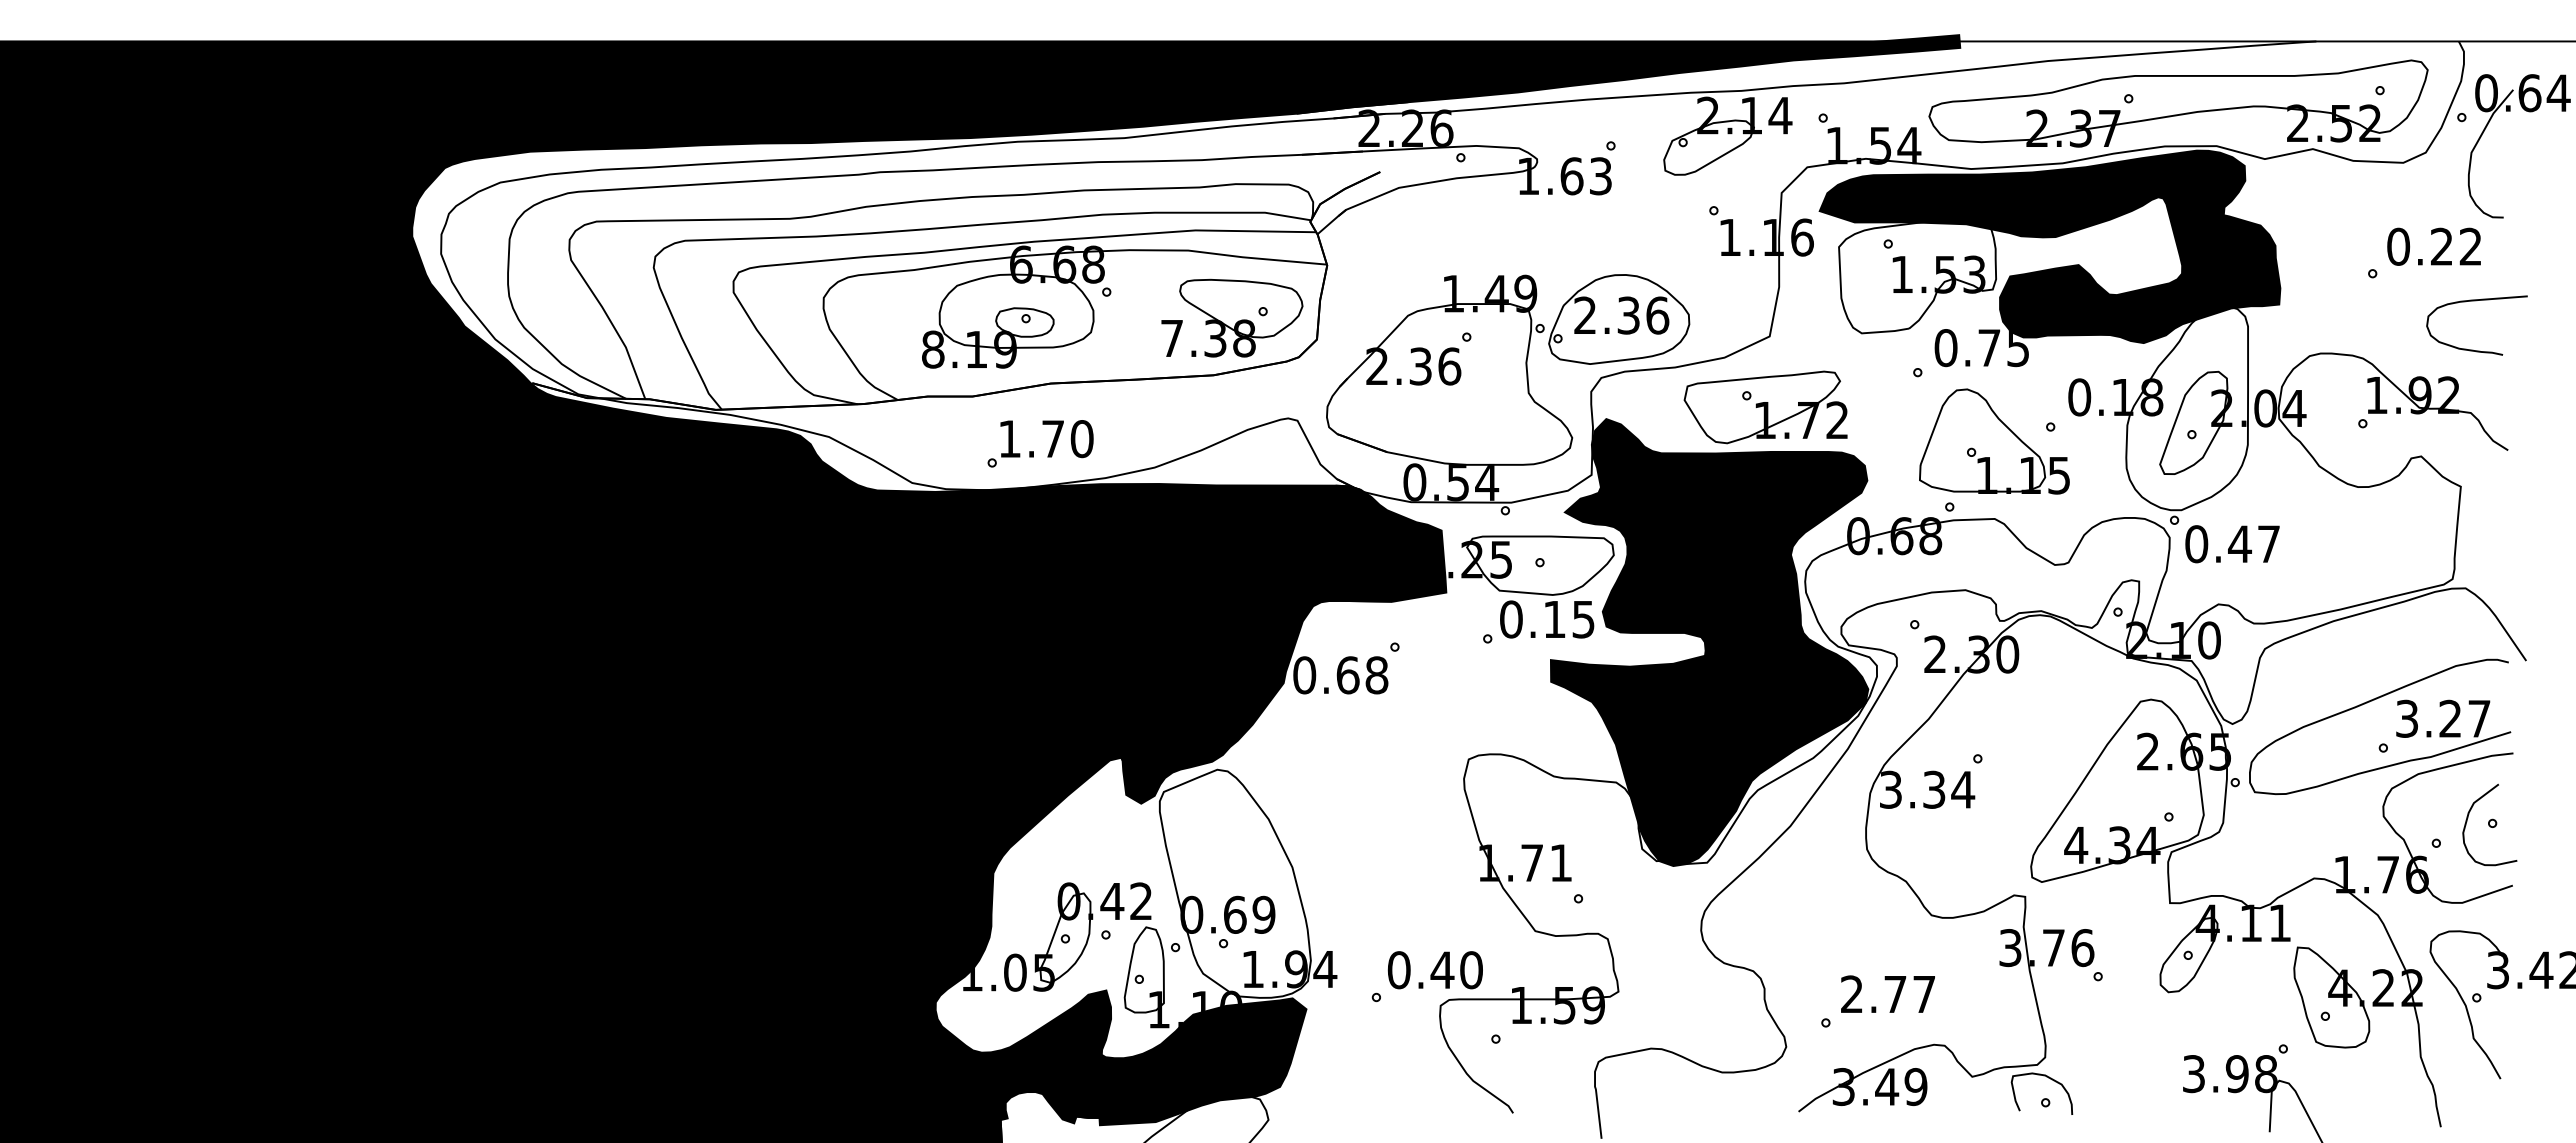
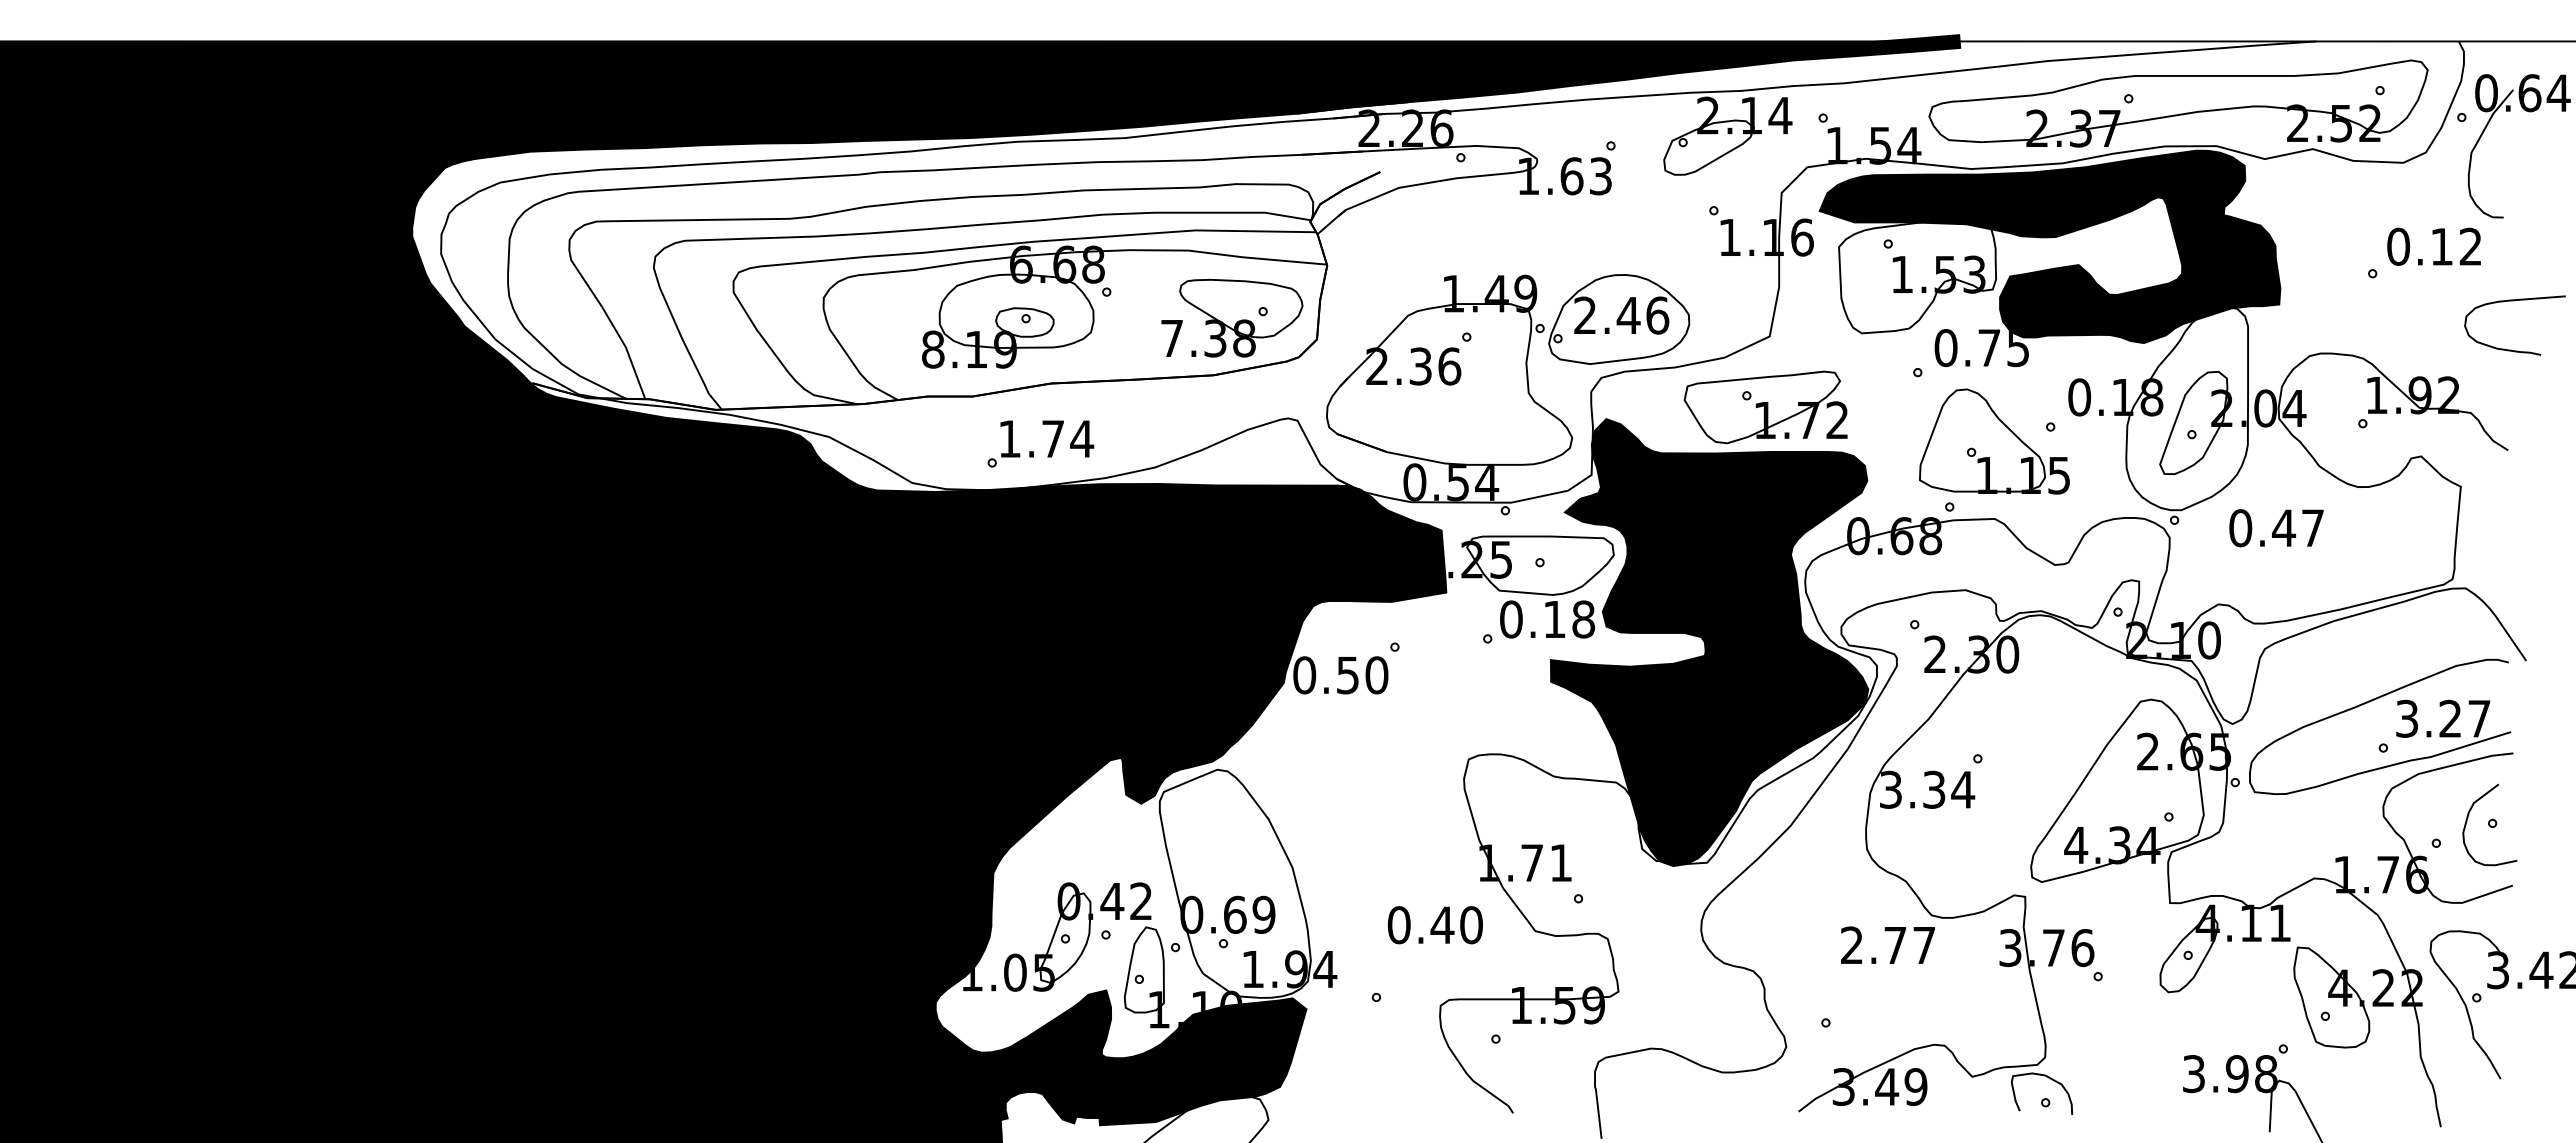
text: 0.22 -> 0.12 (2441, 246)
curve position: (2476, 301) -> (2514, 301) (2514, 301)
text: 2.36 -> 2.46 (1628, 315)
text: 1.70 -> 1.74 (1082, 439)
text position: (2232, 544) -> (2276, 528) (2276, 528)
text: 0.15 -> 0.18 (1583, 619)
text: 0.68 -> 0.50 (1362, 675)
text position: (1434, 970) -> (1434, 925) (1434, 925)
text position: (1887, 993) -> (1887, 944) (1887, 944)
